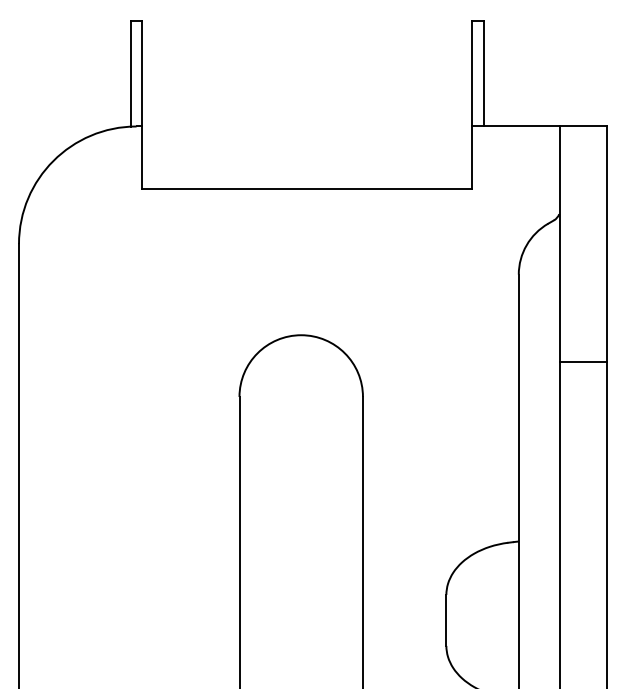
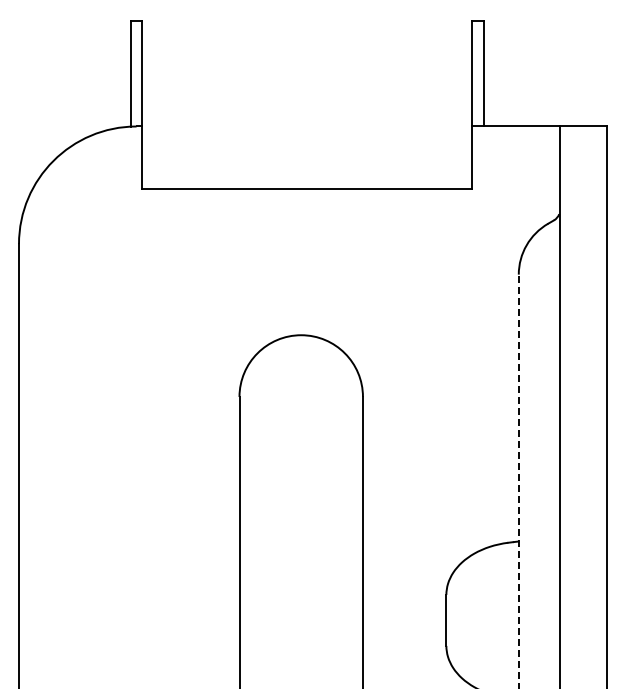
line: present -> none (582, 361)
line: solid -> dashed (518, 481)
